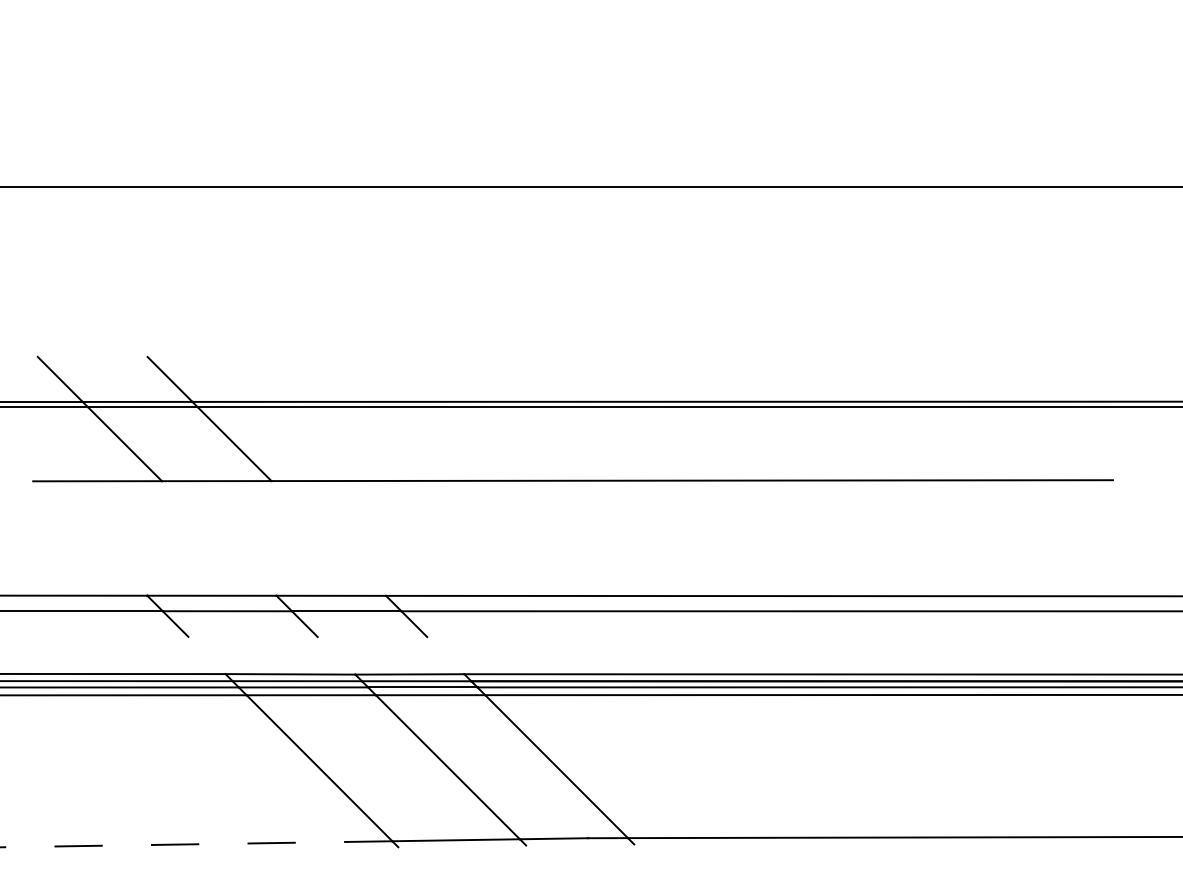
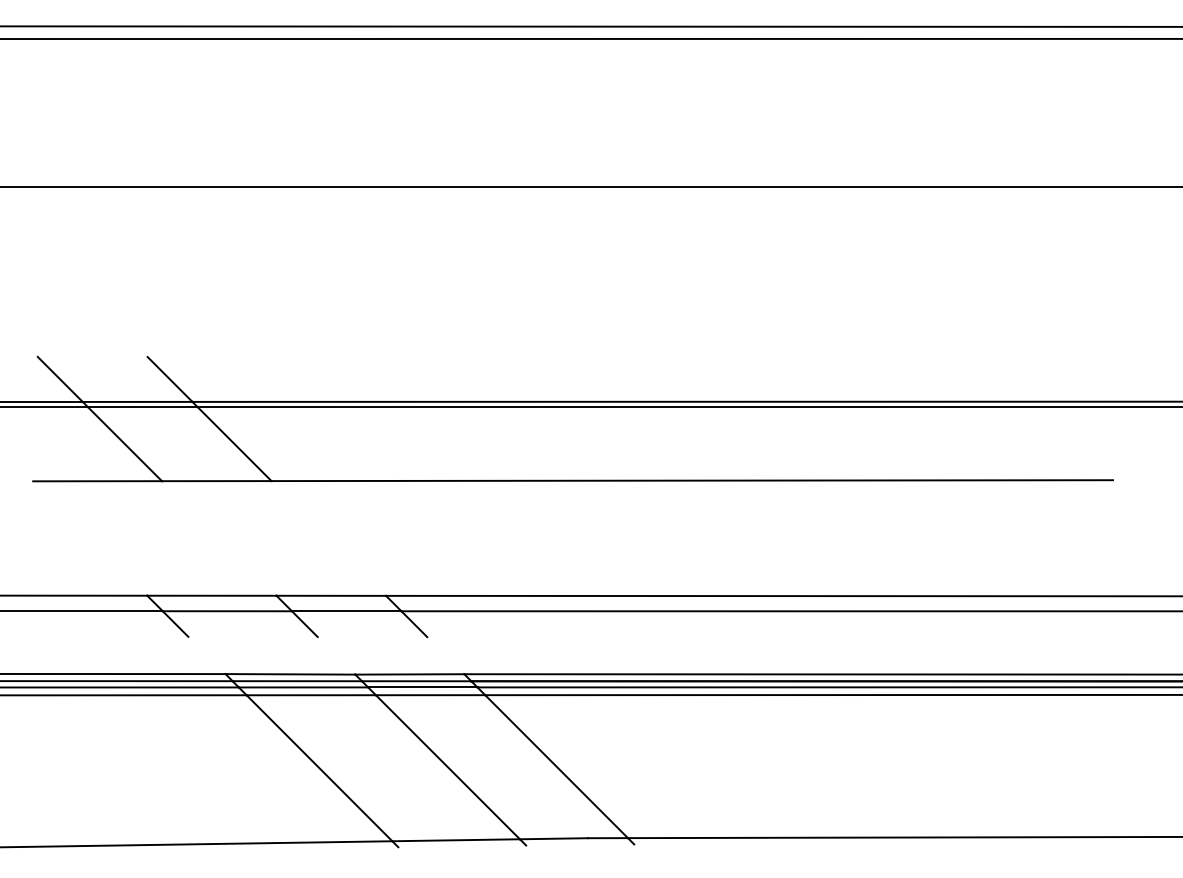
line: none -> present (590, 26)
line: none -> present (590, 38)
line: dashed -> solid (196, 844)
